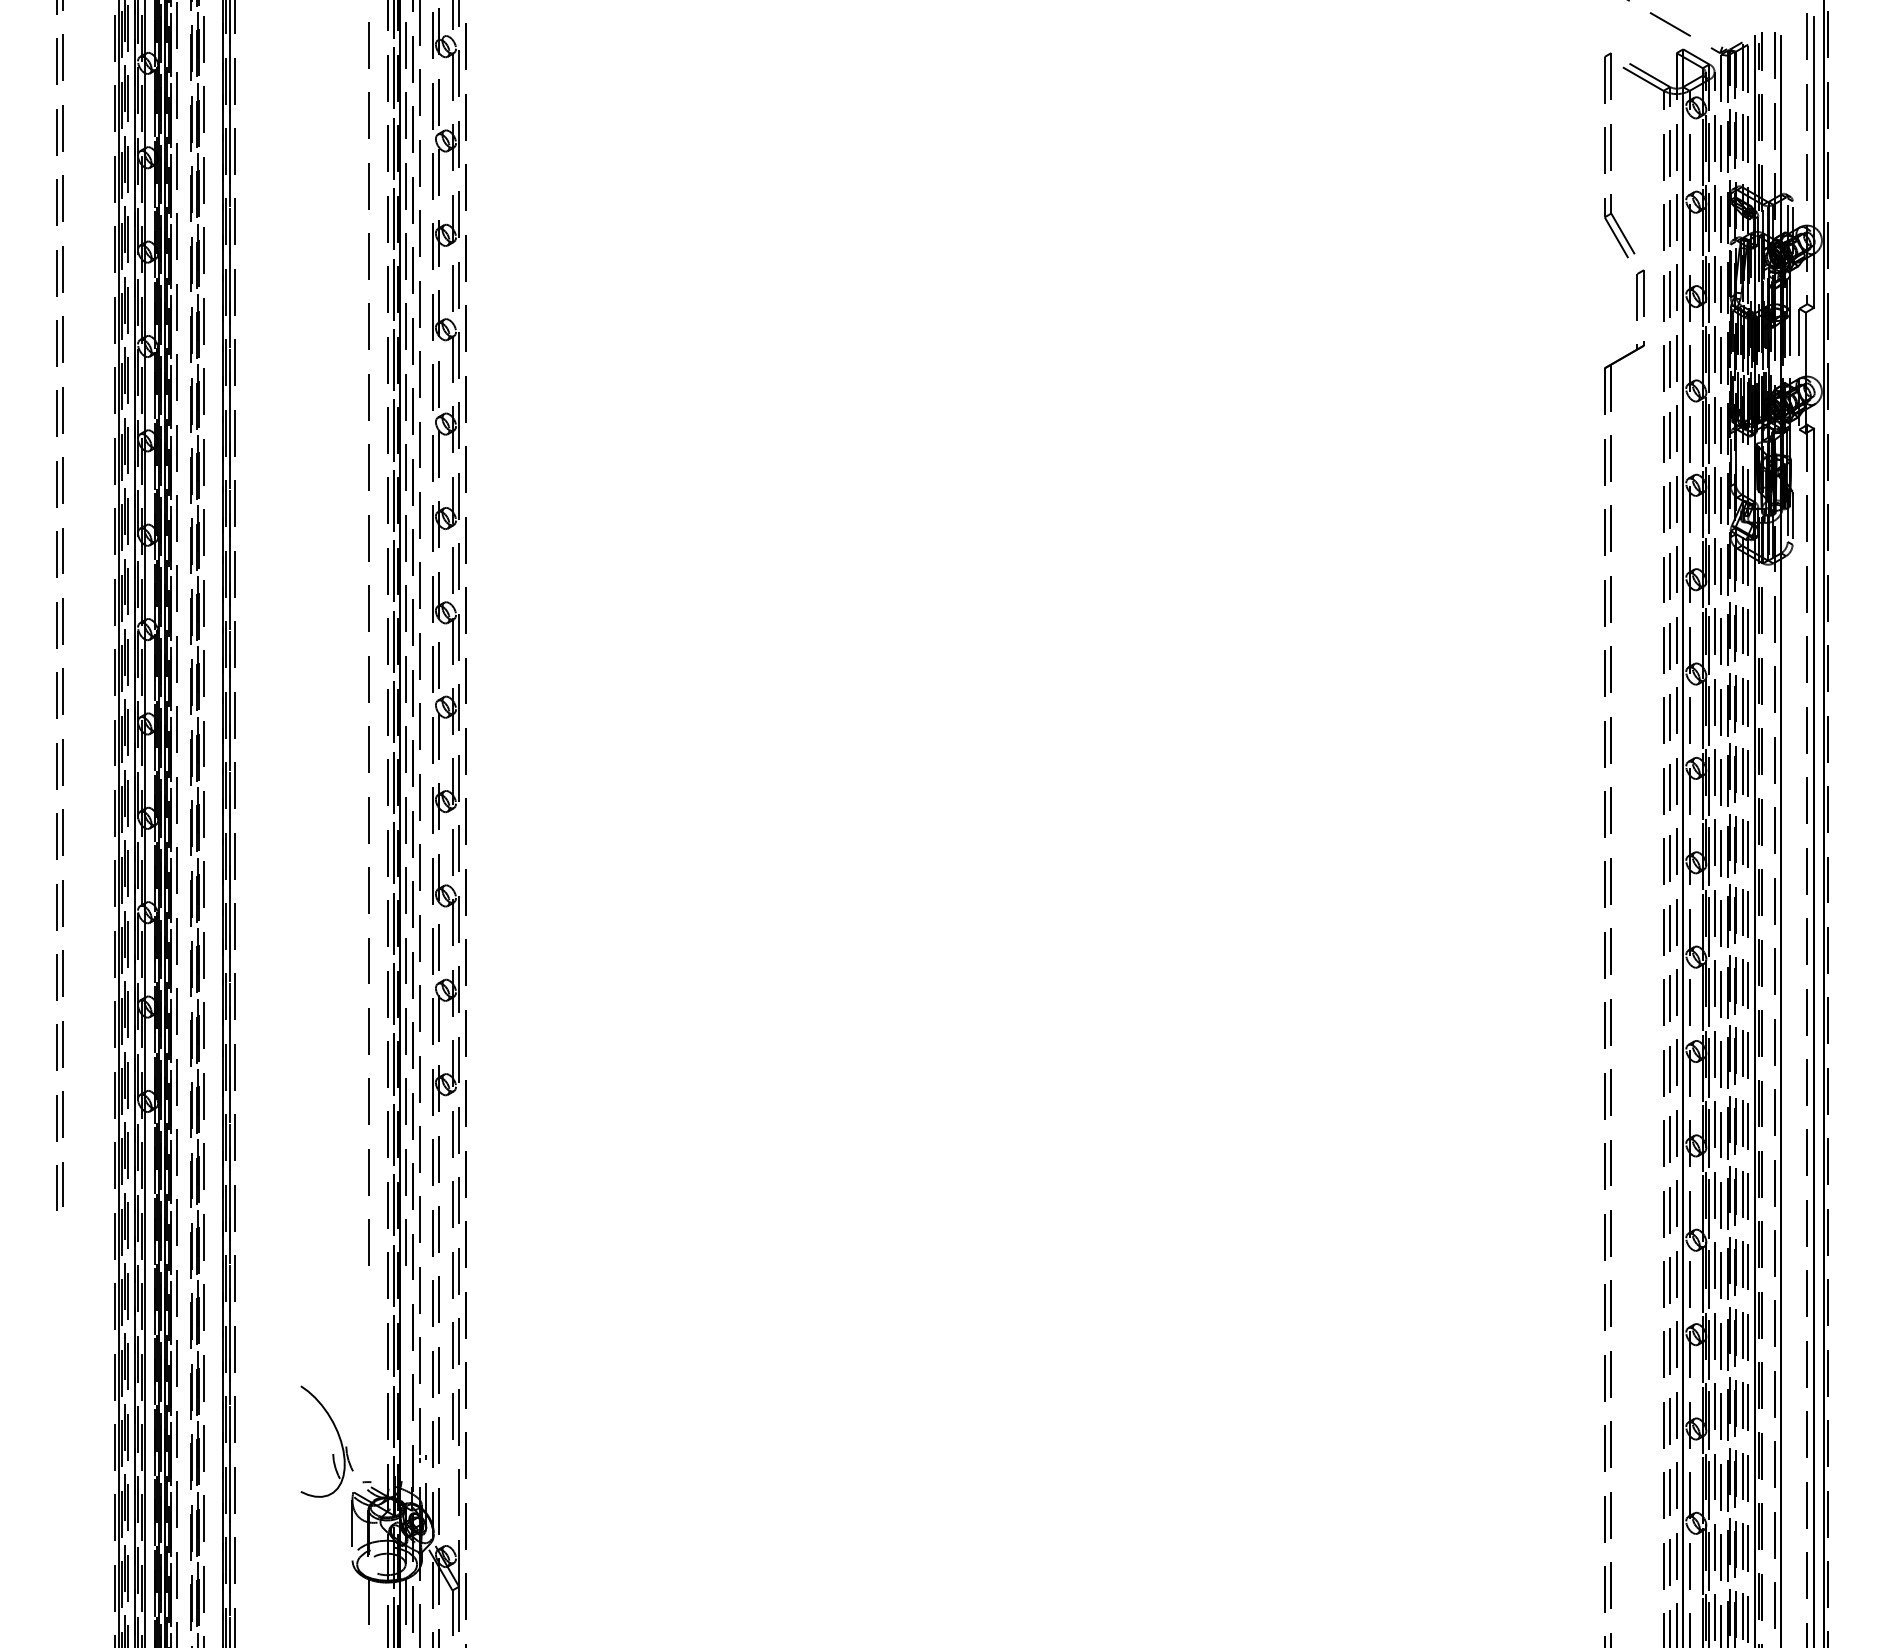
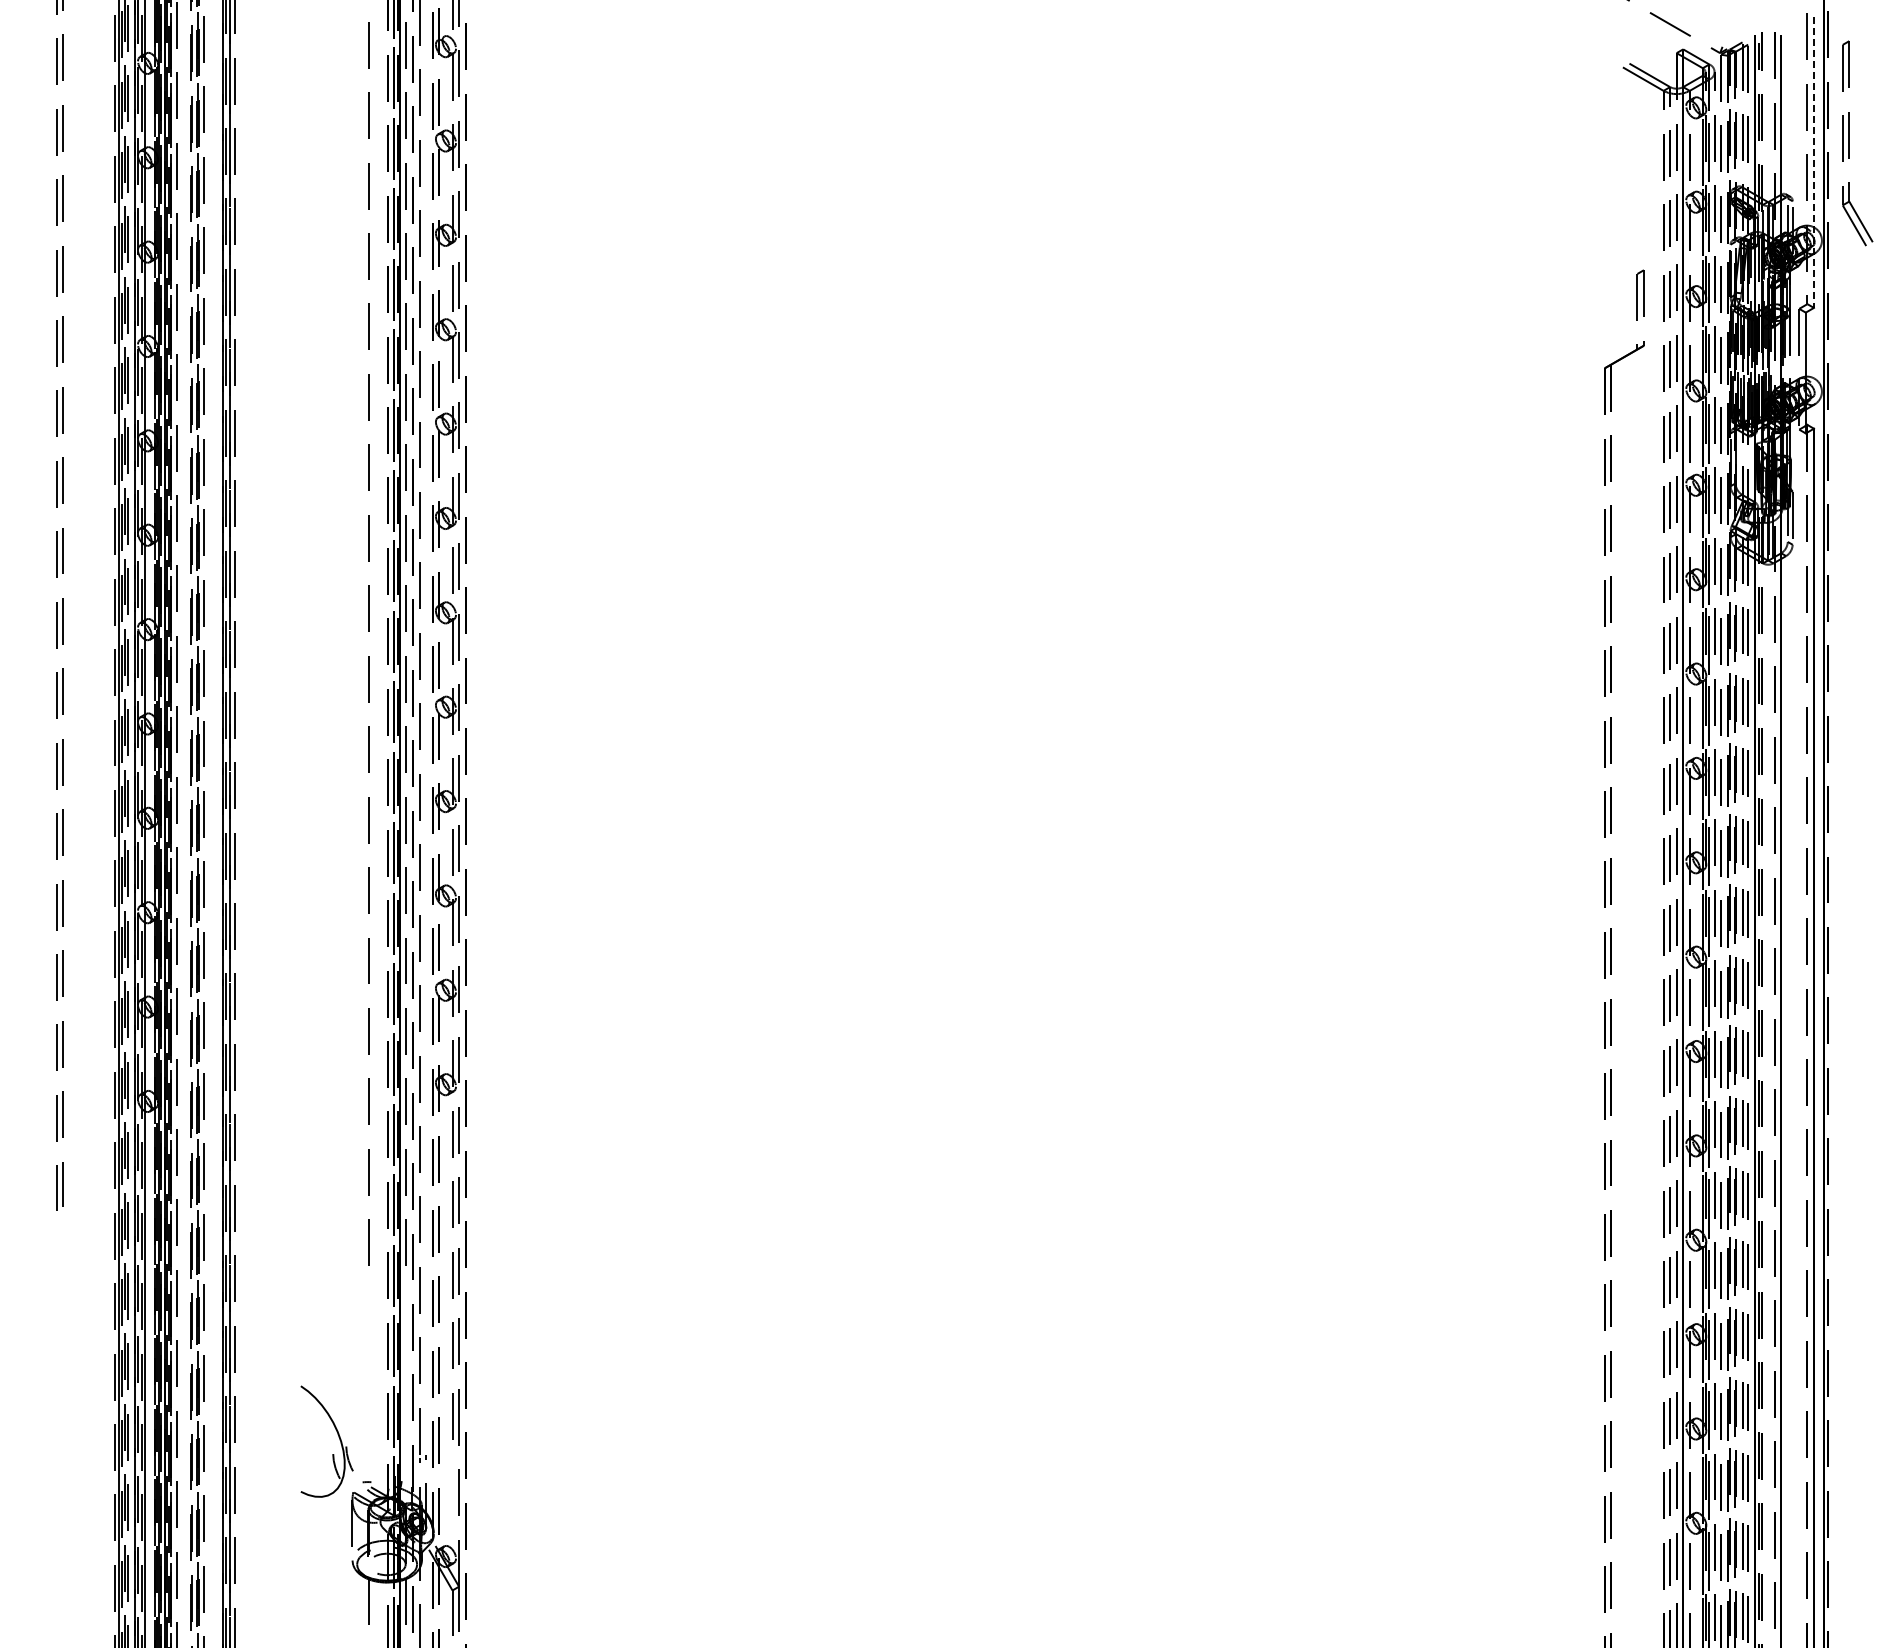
part position: (1611, 155) -> (1849, 143) (1849, 143)
line: solid -> dashed (1813, 163)
